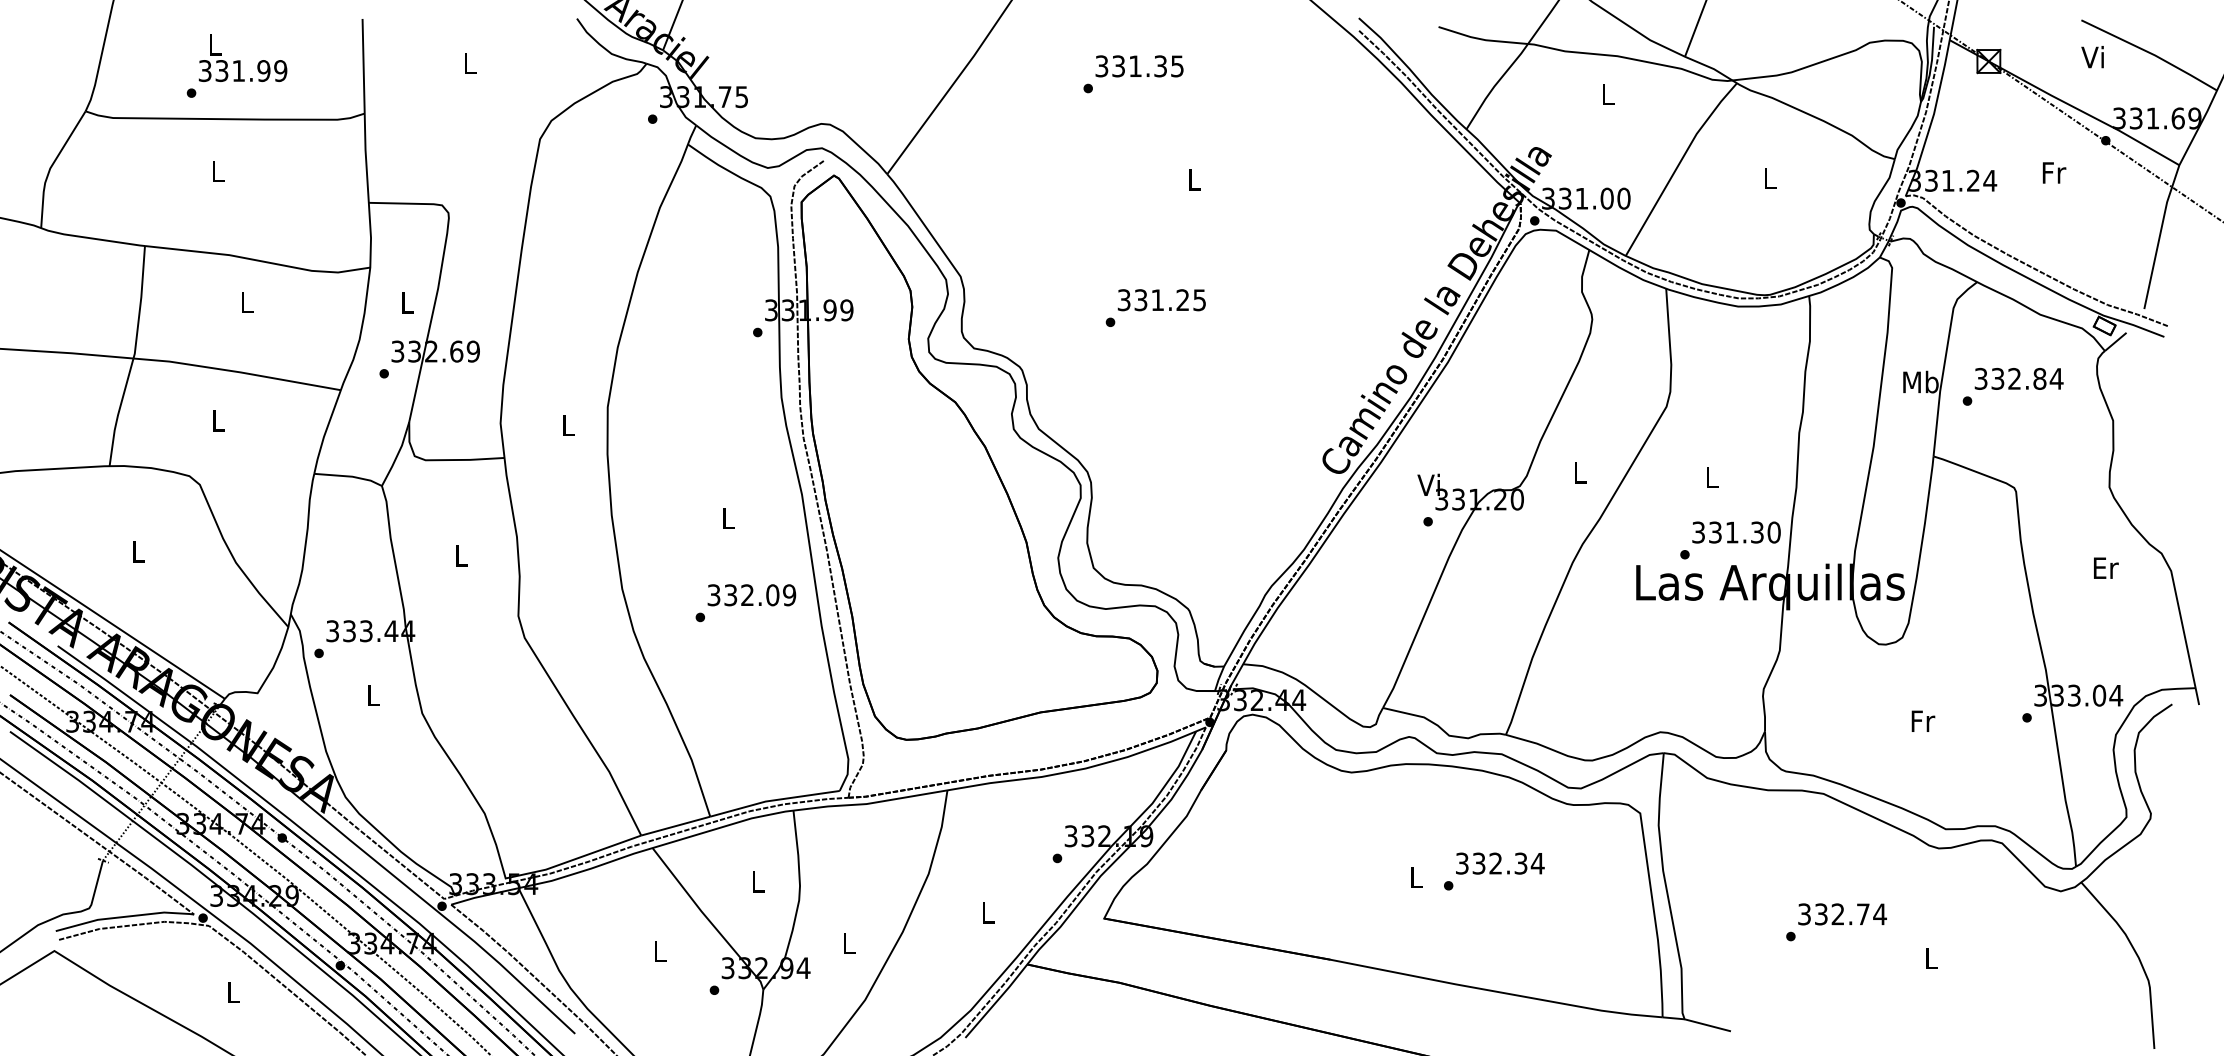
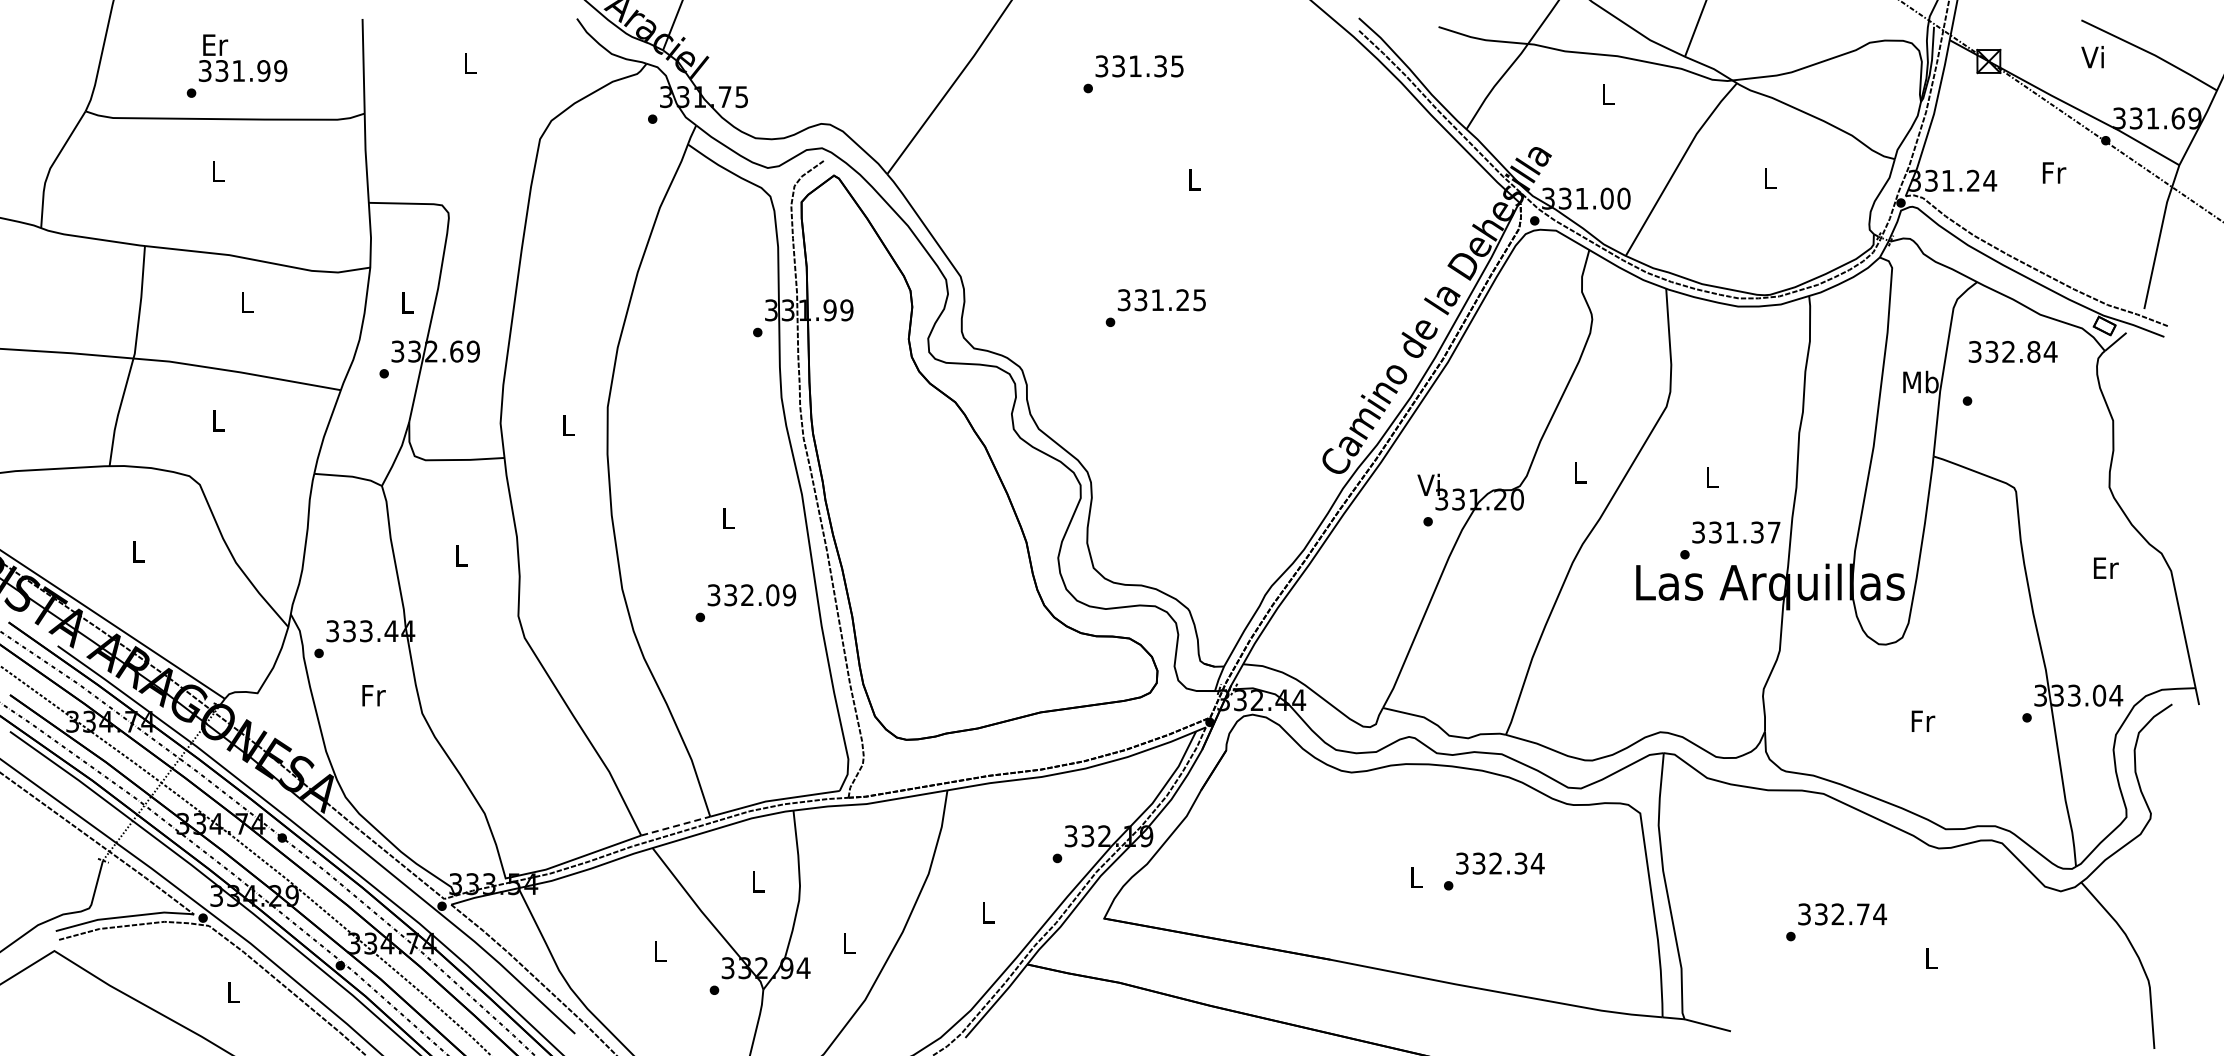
text: L -> Er (215, 44)
text position: (2018, 378) -> (2012, 351) (2012, 351)
text: 331.30 -> 331.37 (1773, 532)
text: L -> Fr (373, 695)
line: solid -> dashed (675, 826)
